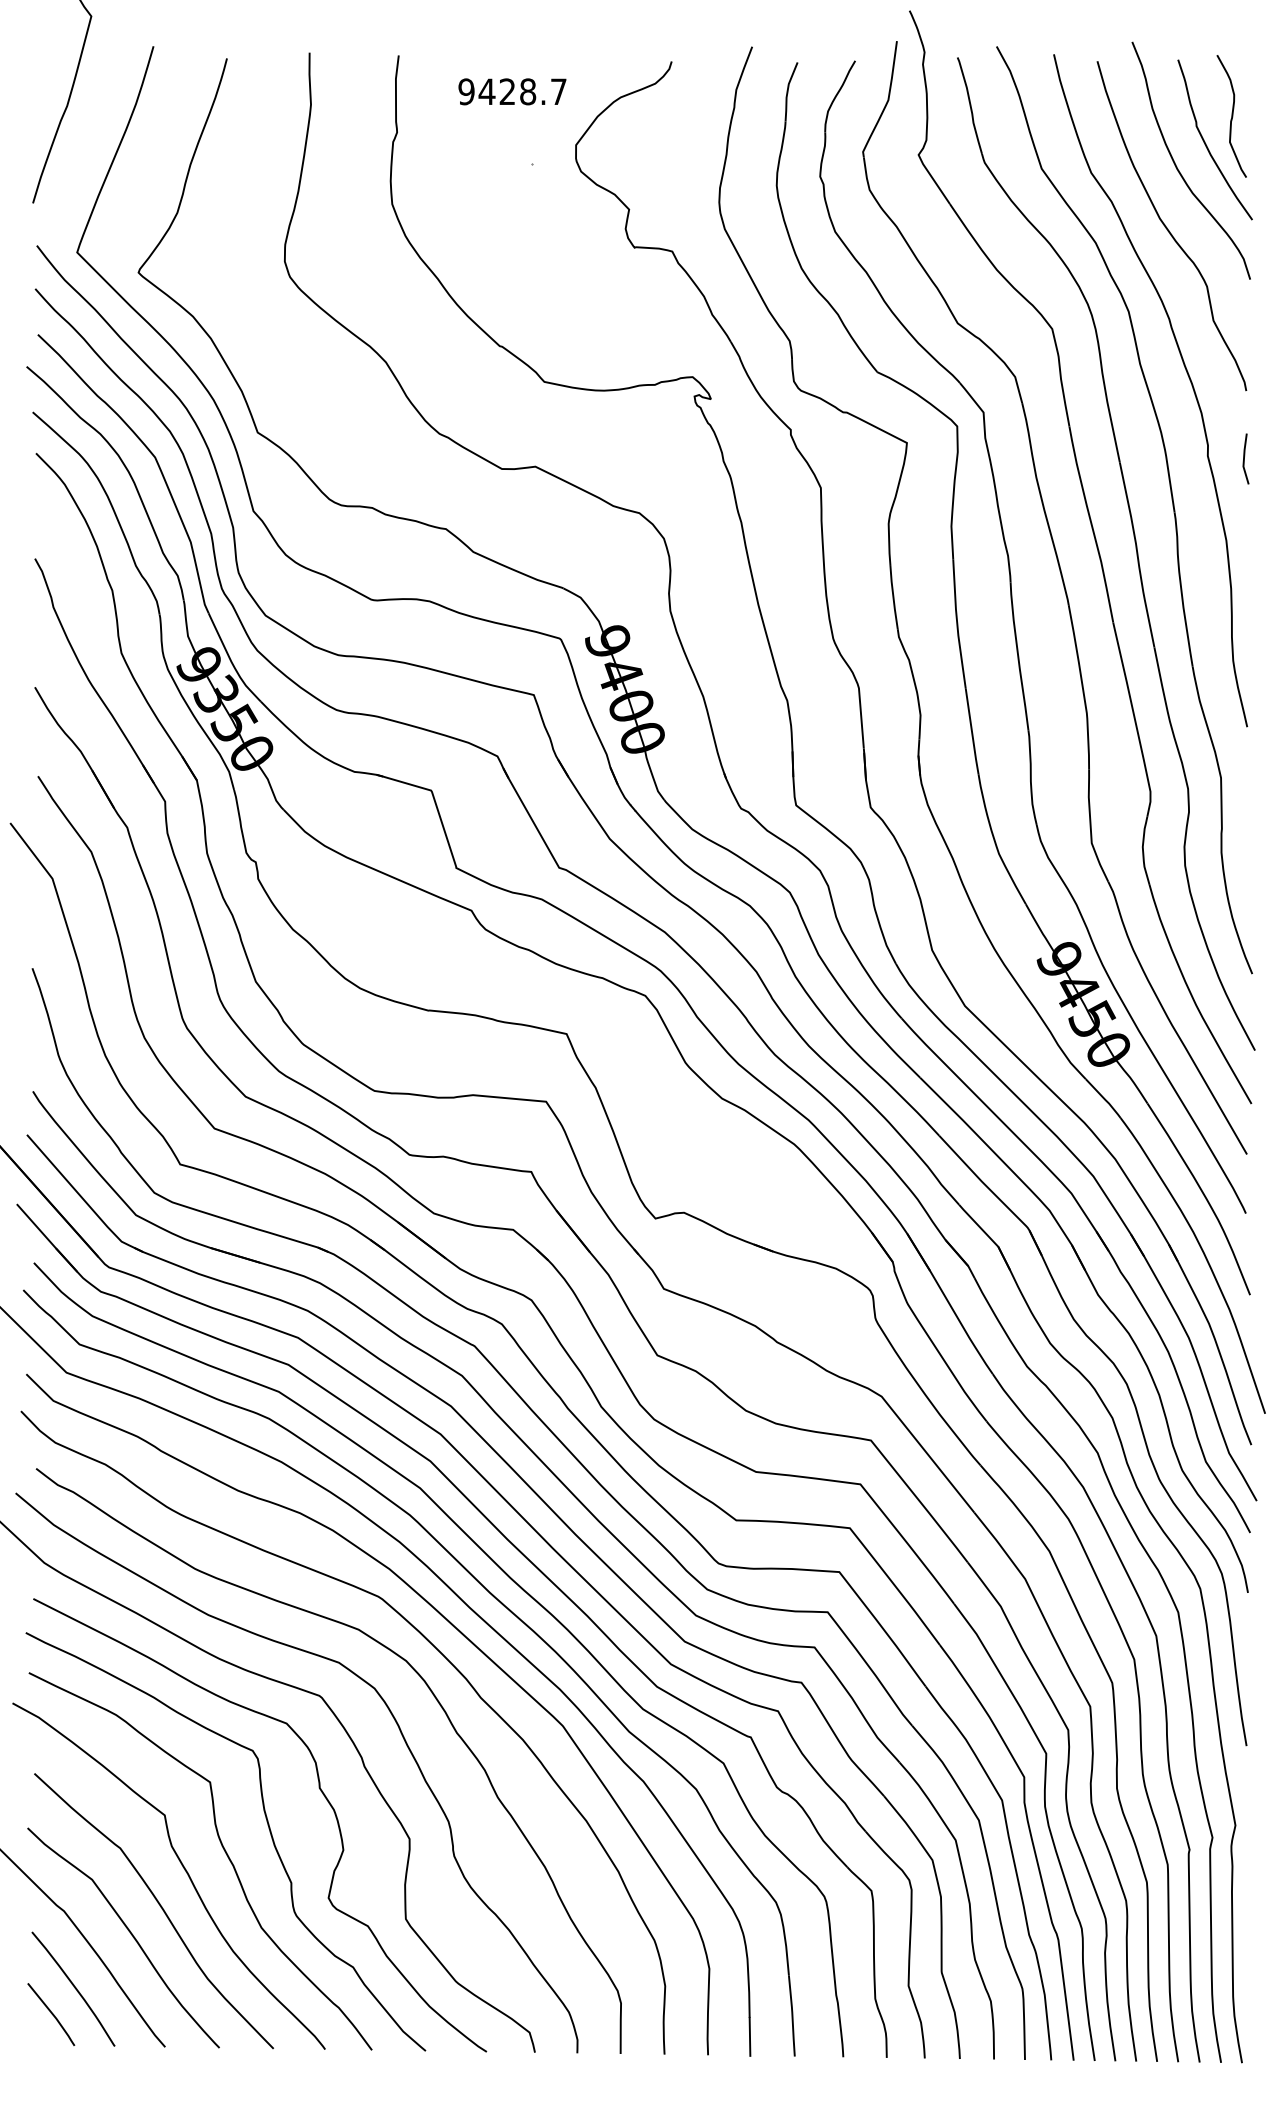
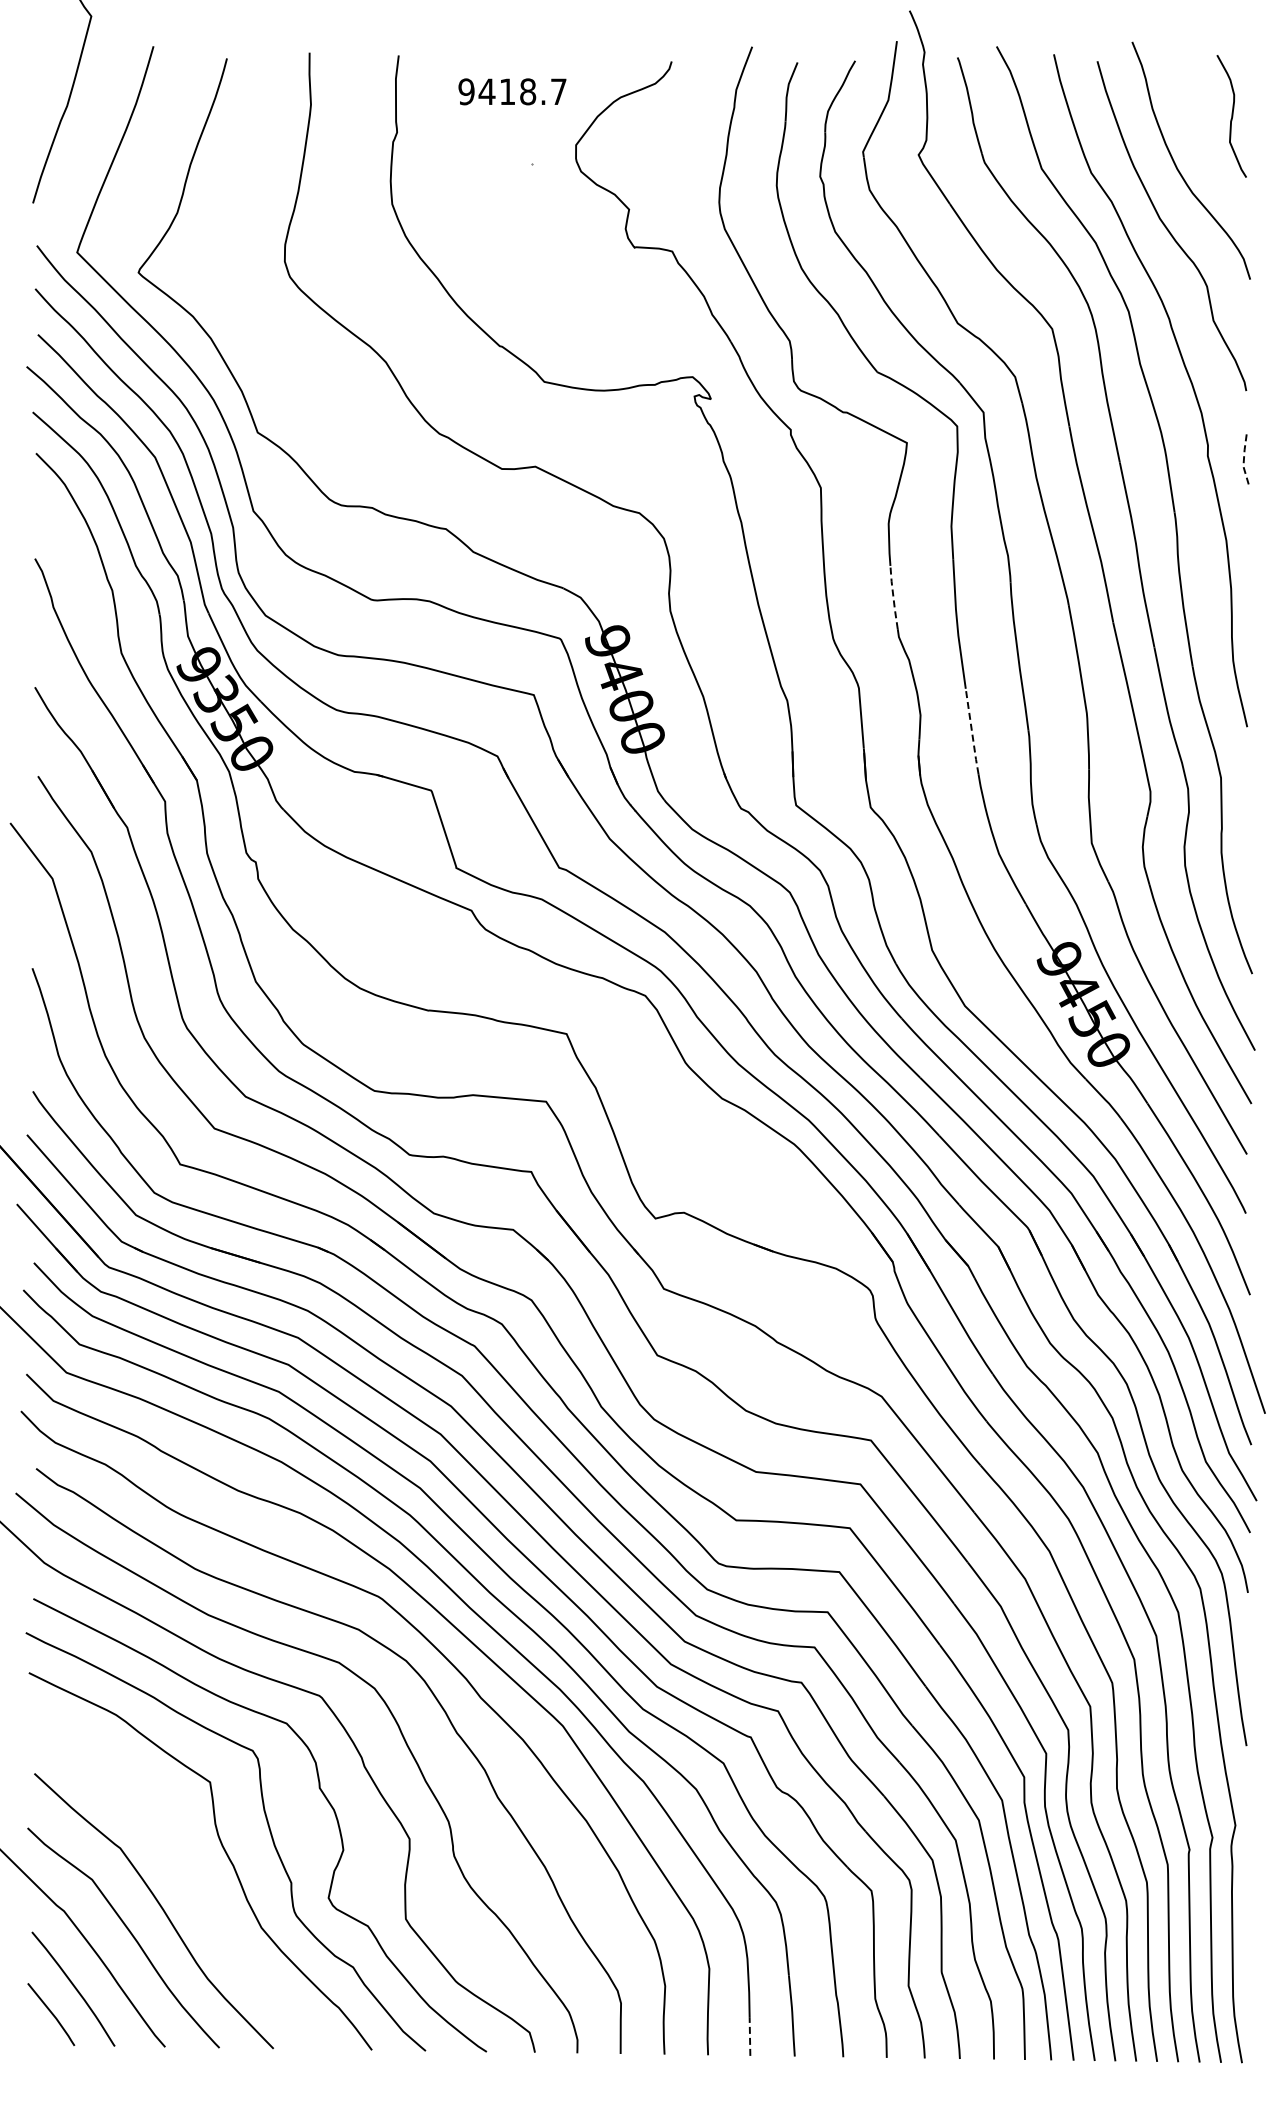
text: 9428.7 -> 9418.7 (506, 91)
curve: present -> none (1206, 143)
line: solid -> dashed (1243, 458)
line: solid -> dashed (893, 597)
line: solid -> dashed (972, 731)
curve: present -> none (182, 1867)
line: solid -> dashed (749, 2036)
